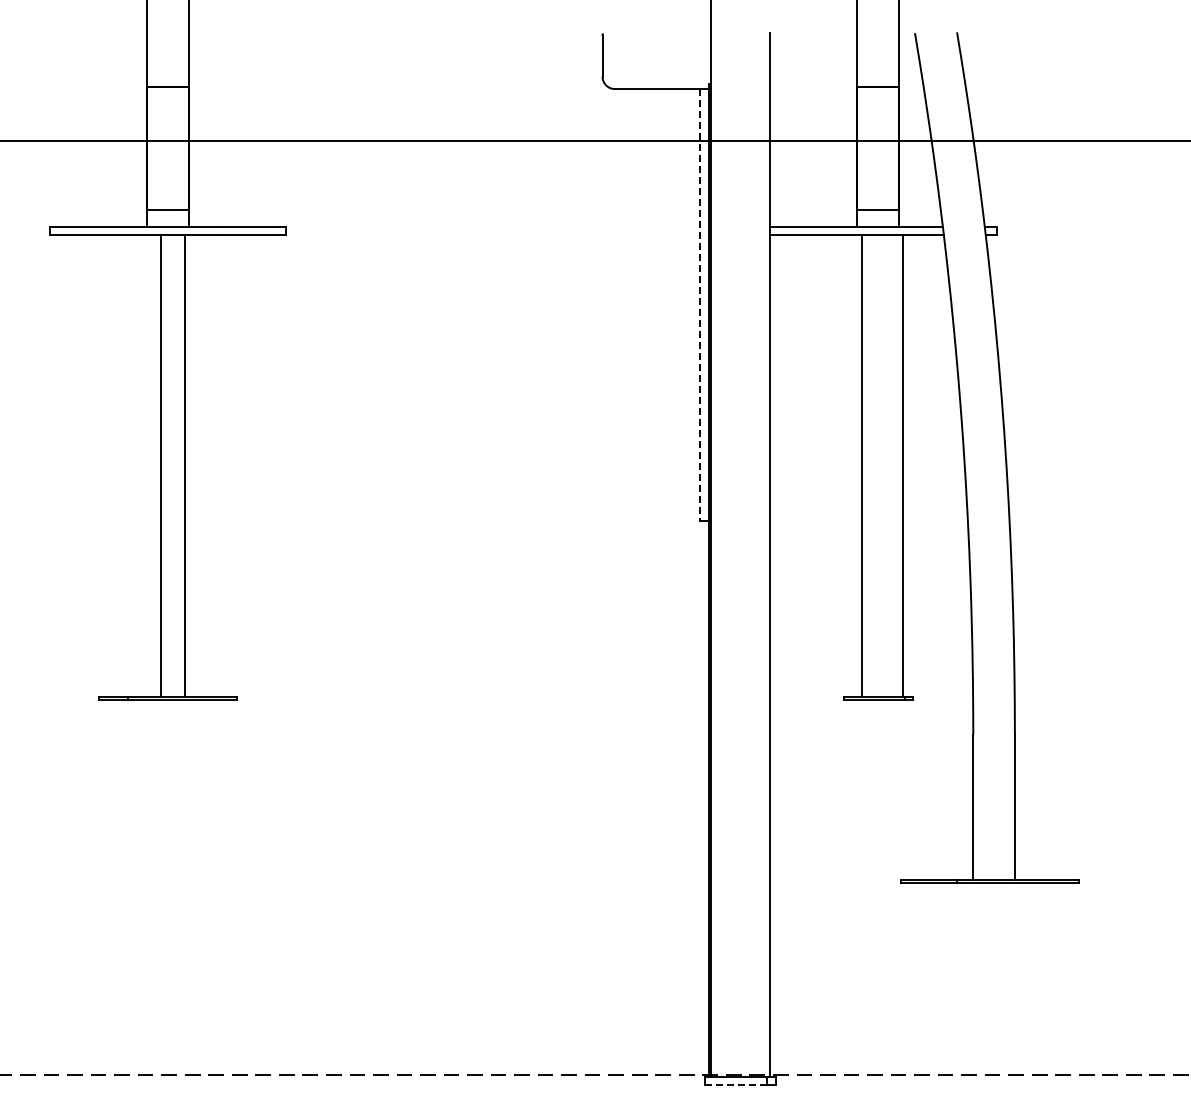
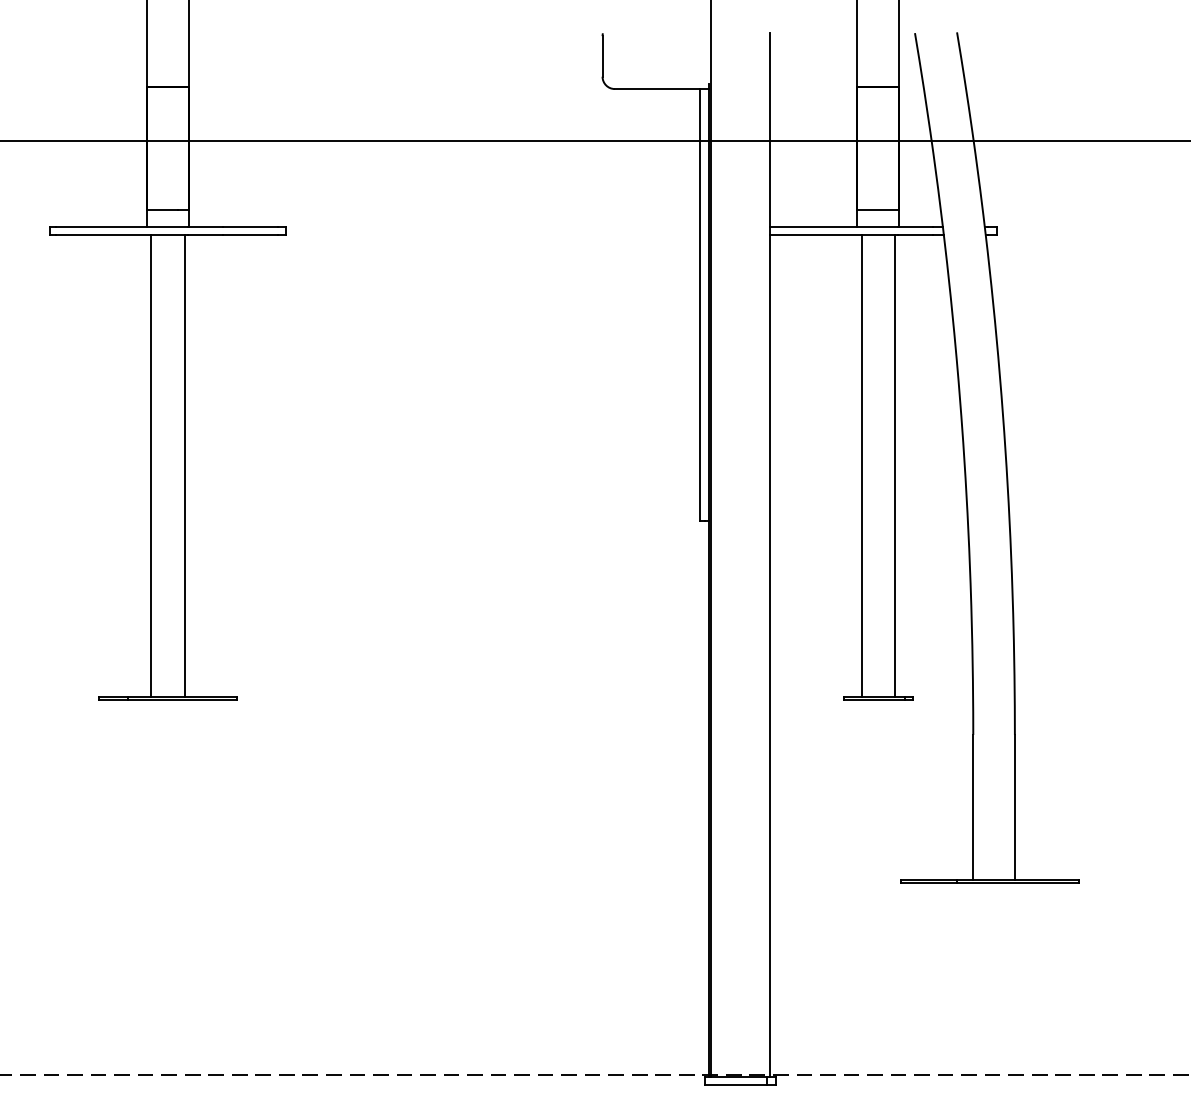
line: dashed -> solid (699, 305)
line position: (161, 465) -> (151, 465) (151, 465)
line position: (902, 465) -> (894, 465) (894, 465)
line: dashed -> solid (735, 1084)
